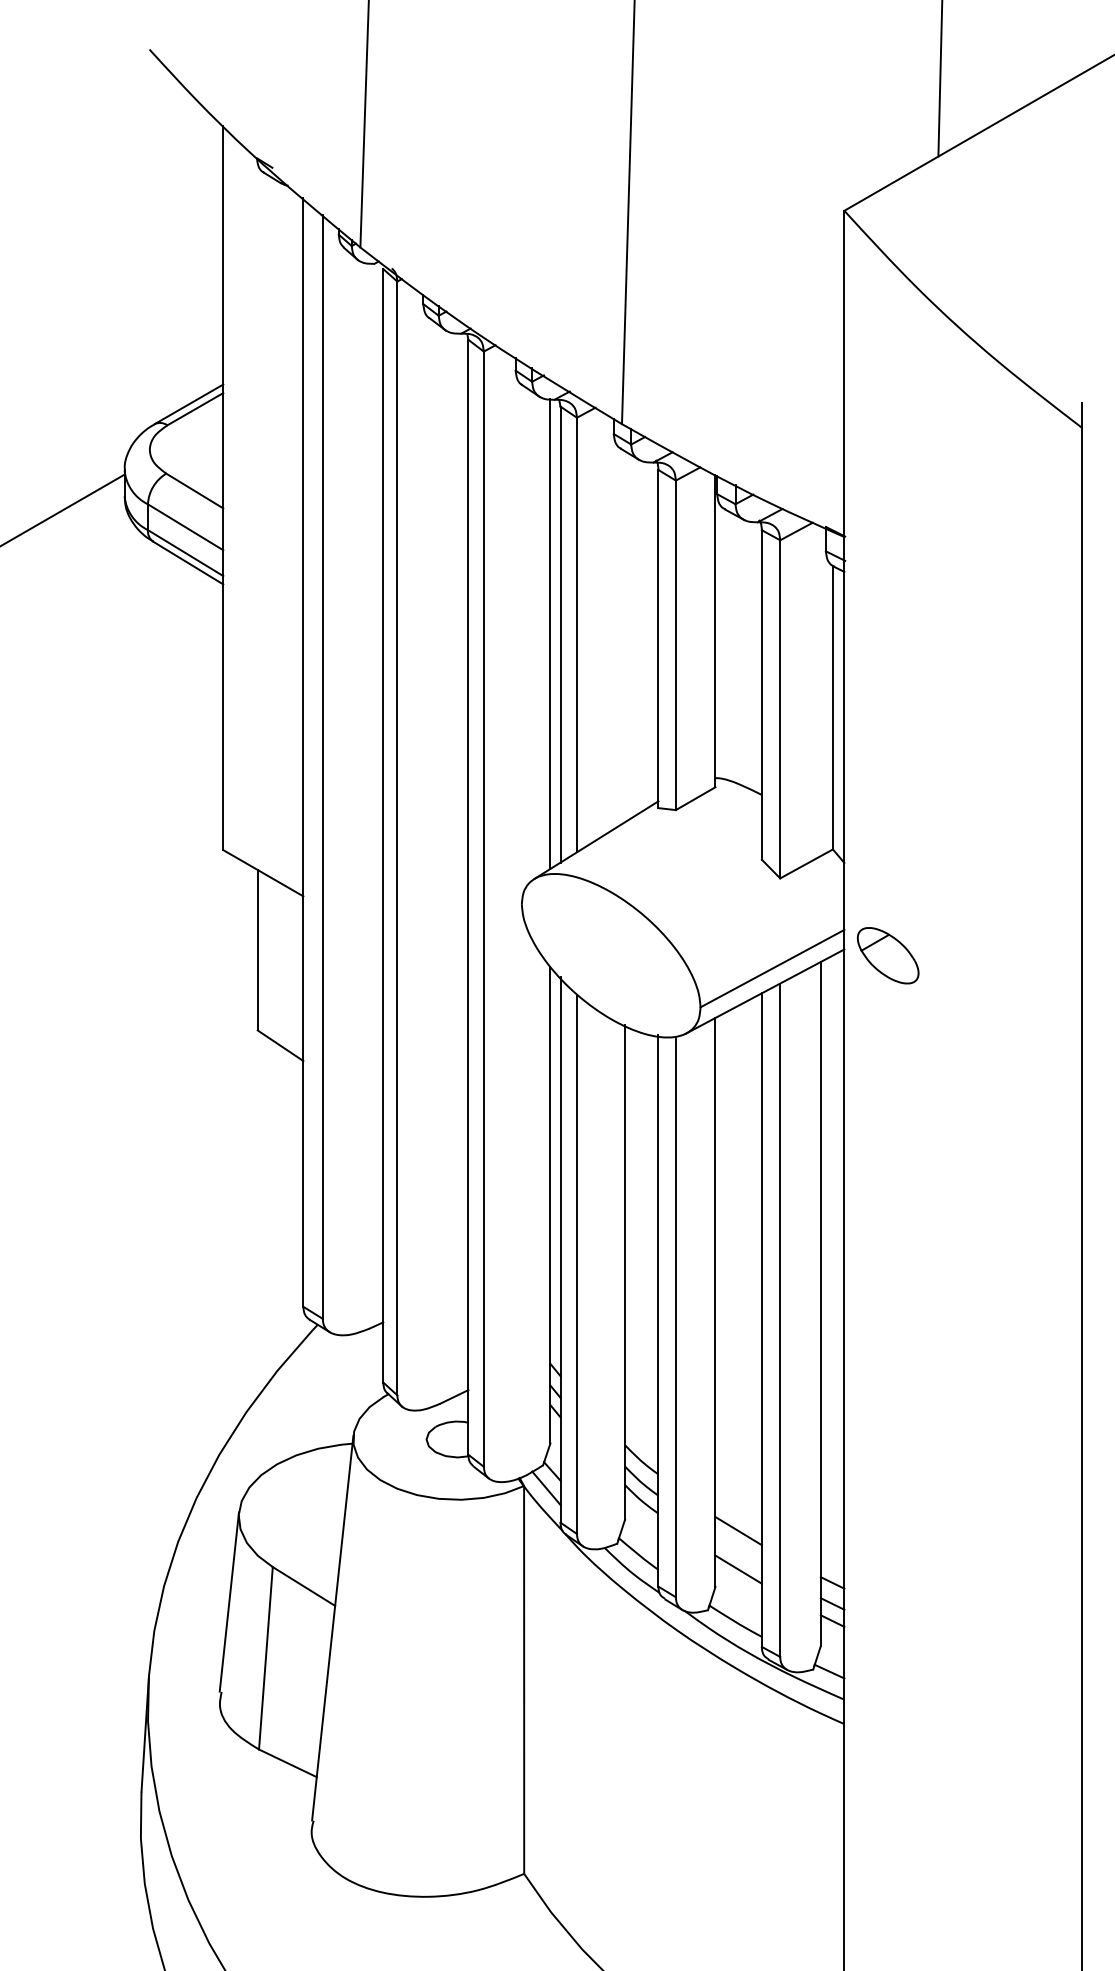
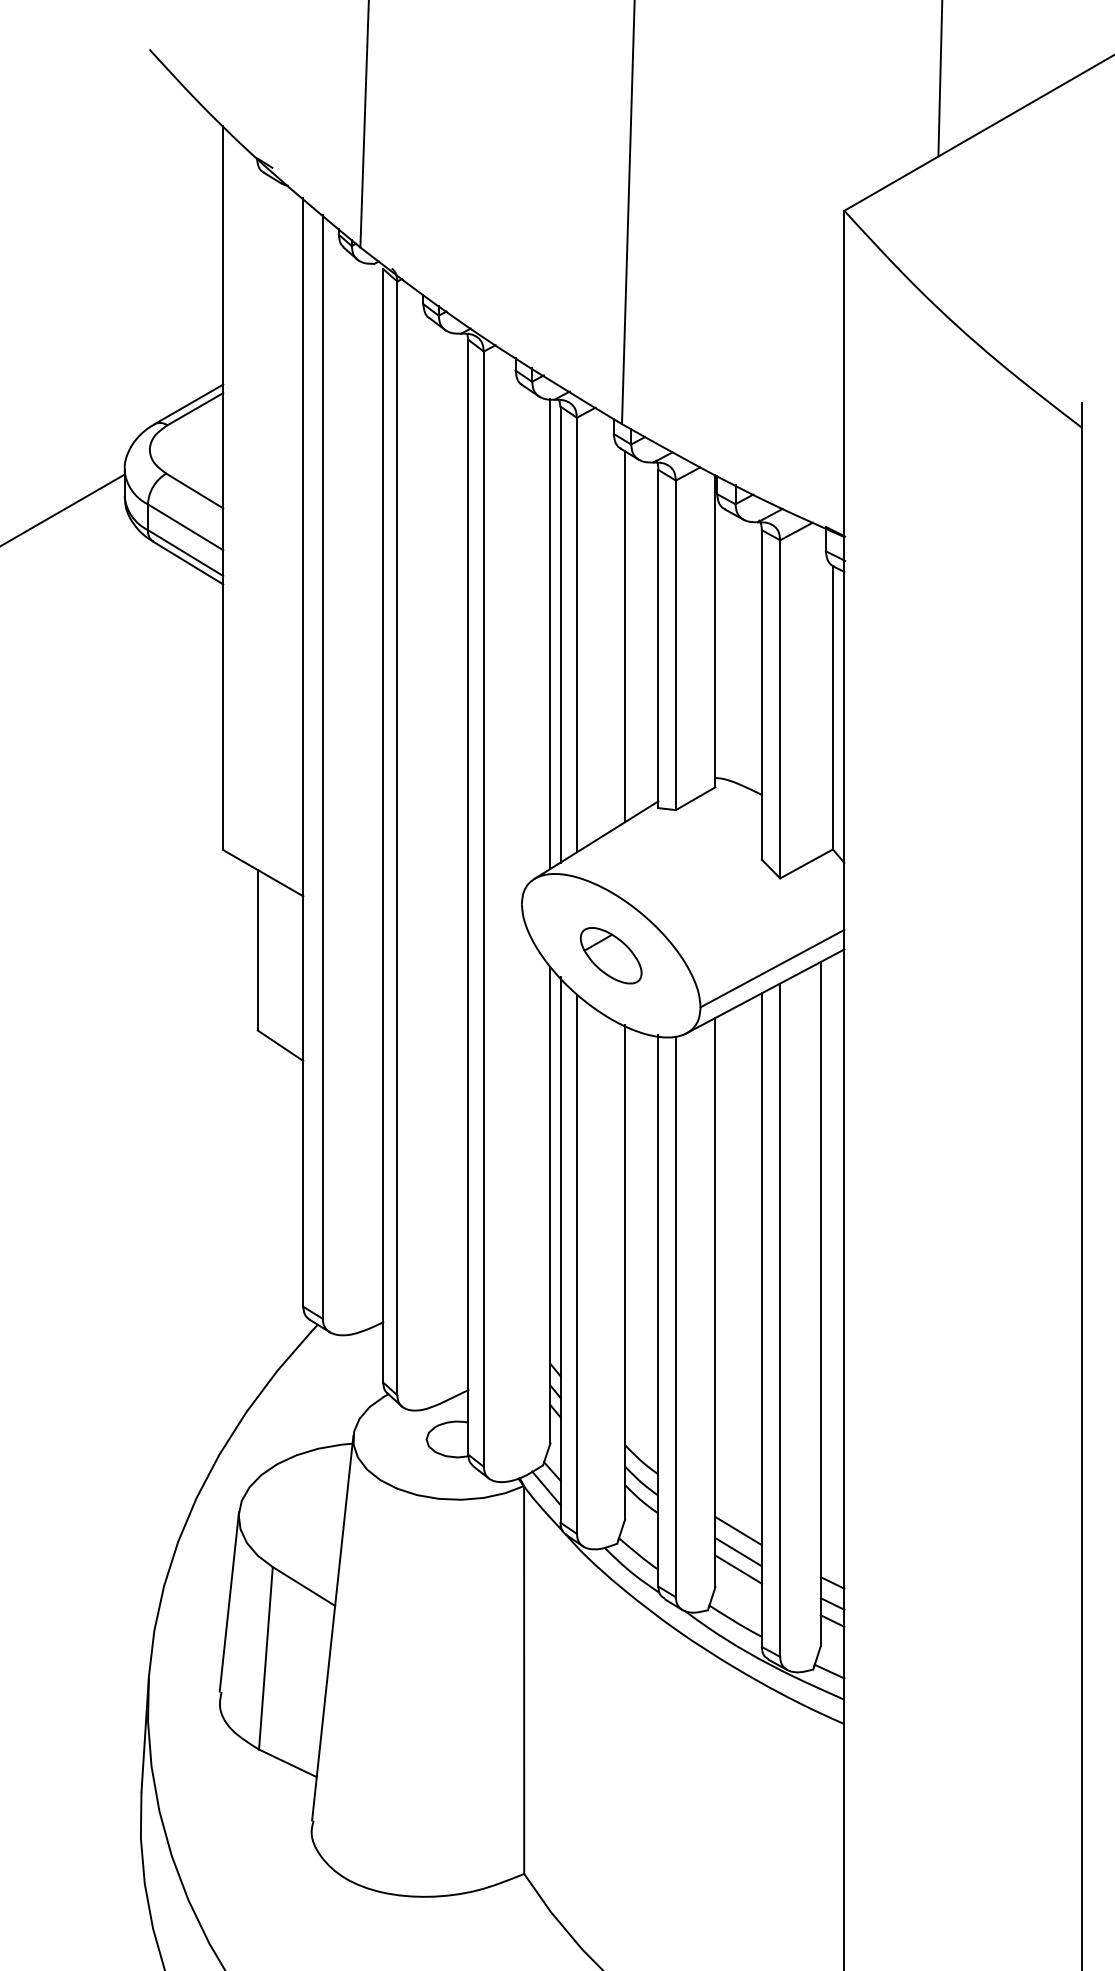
line: none -> present (625, 636)
part position: (887, 955) -> (610, 955) (610, 955)
line: none -> present (738, 1552)
